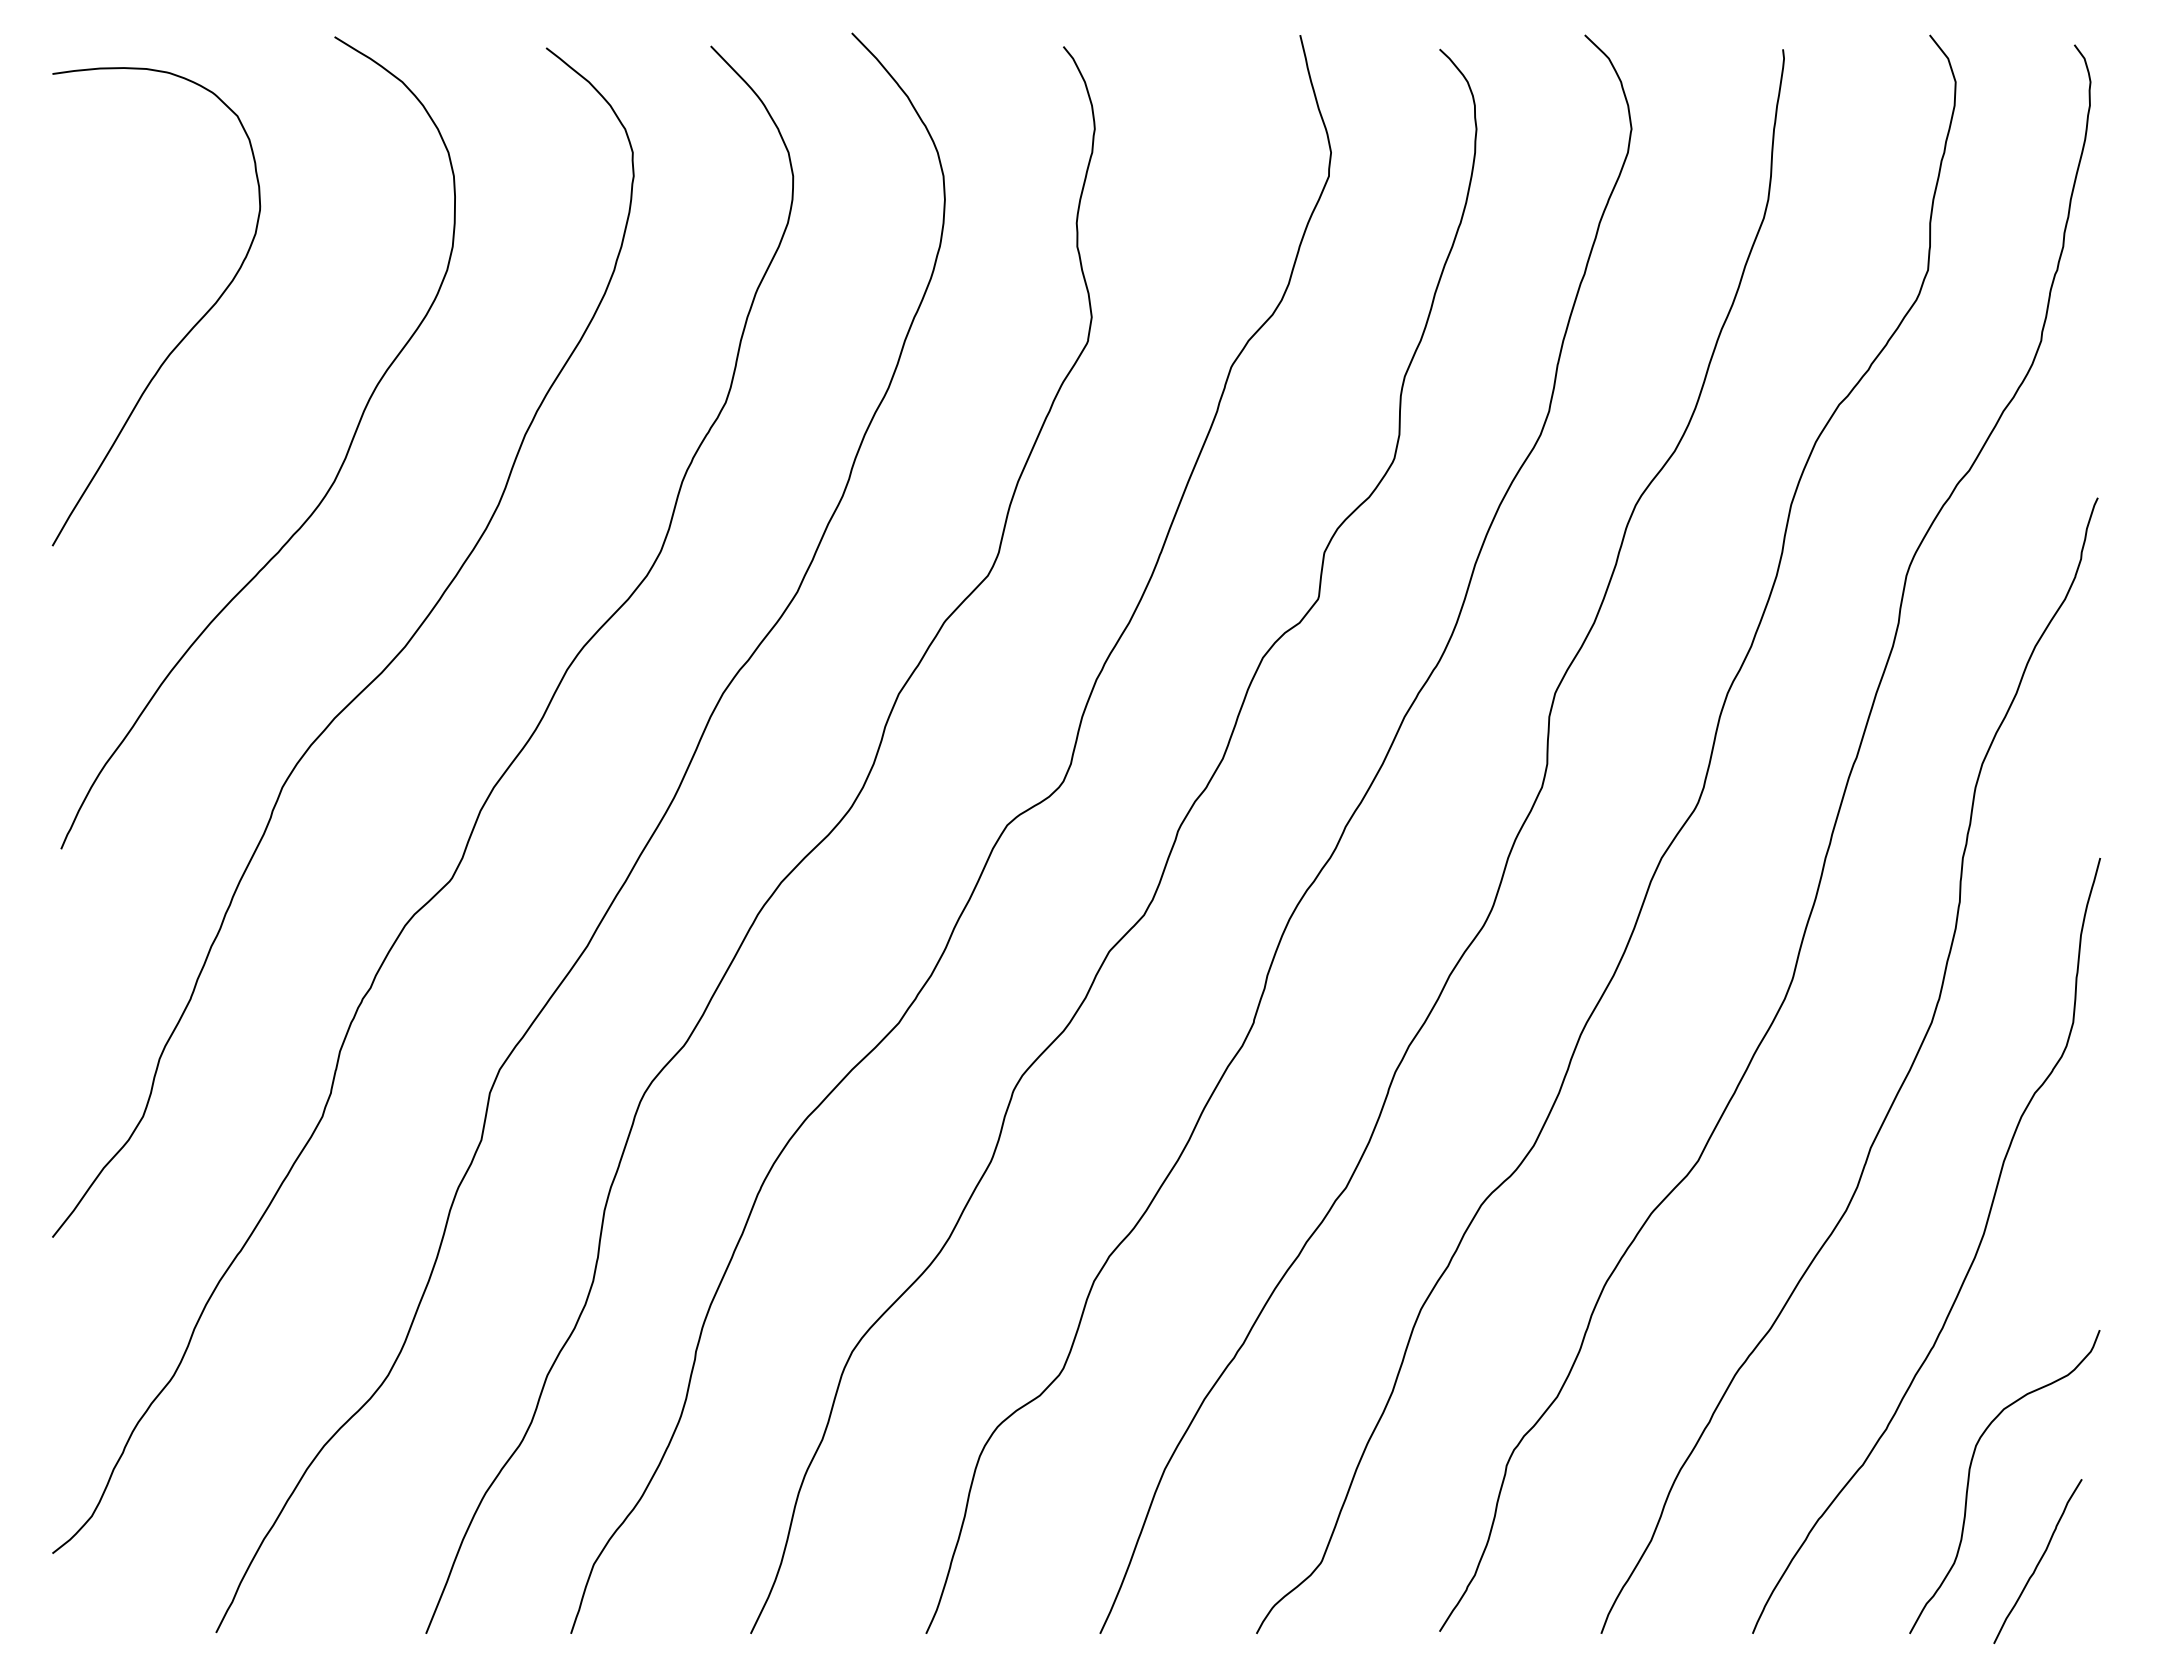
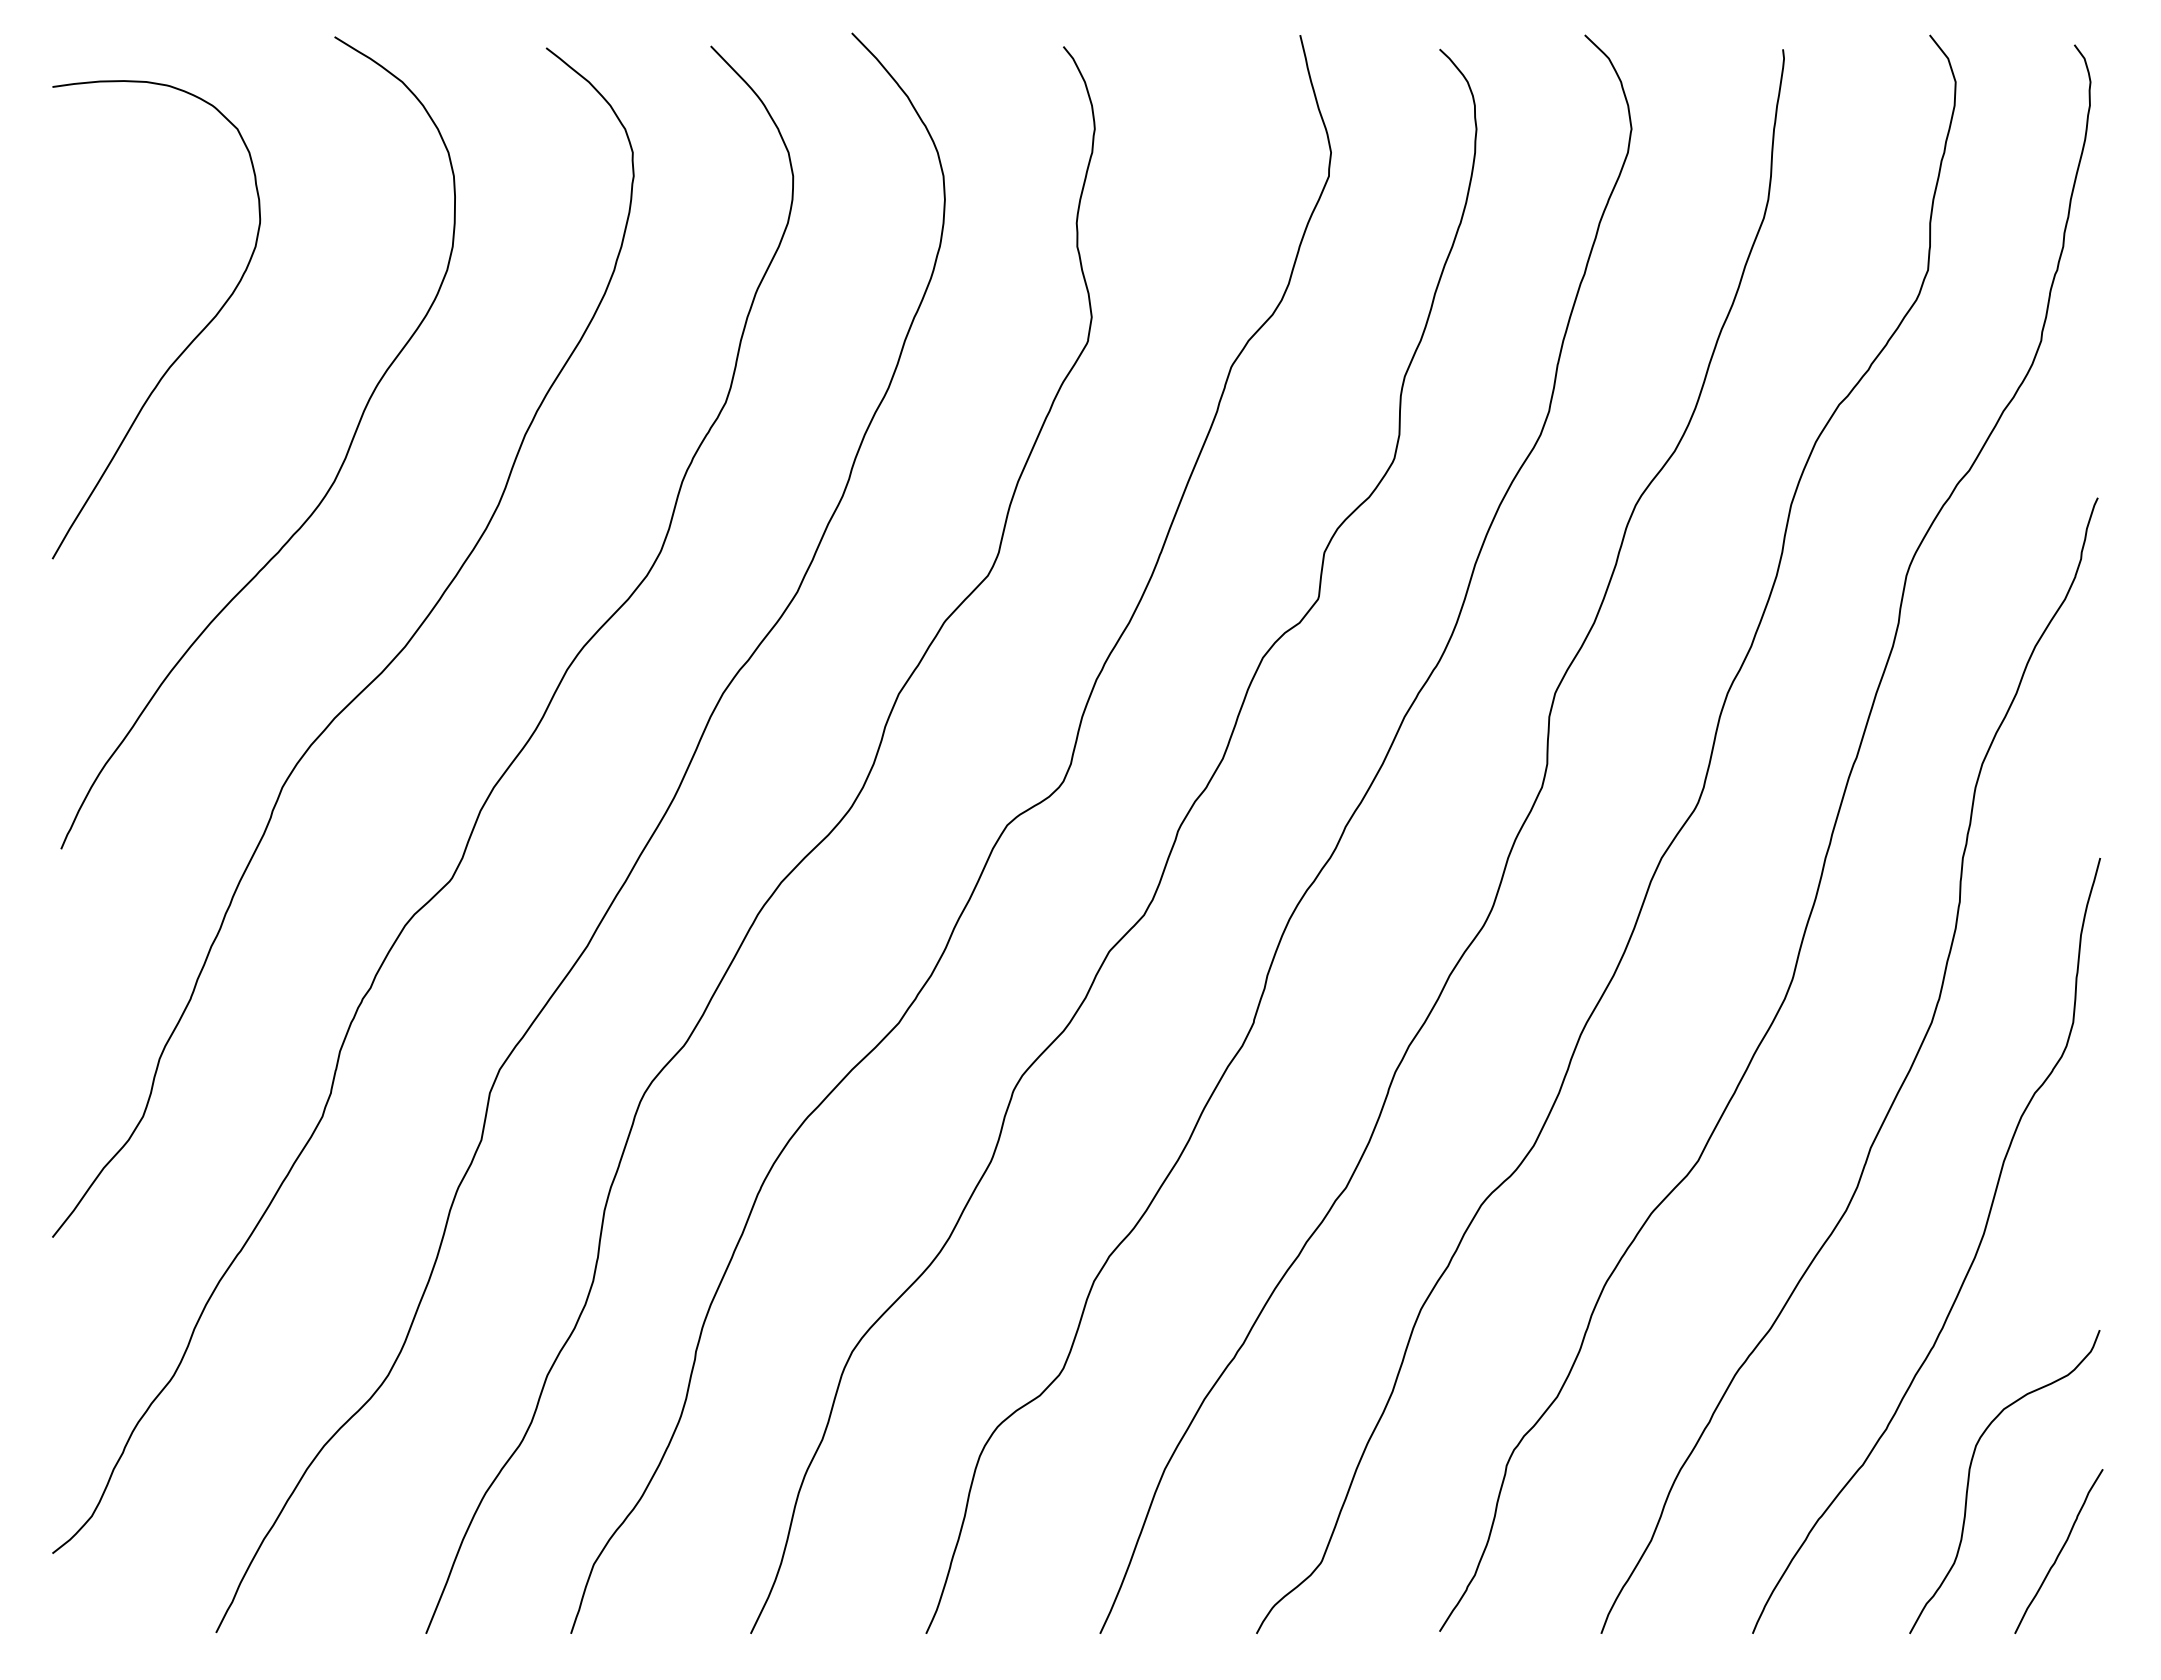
curve position: (186, 333) -> (186, 346) (186, 346)
curve position: (2038, 1561) -> (2059, 1551) (2059, 1551)
